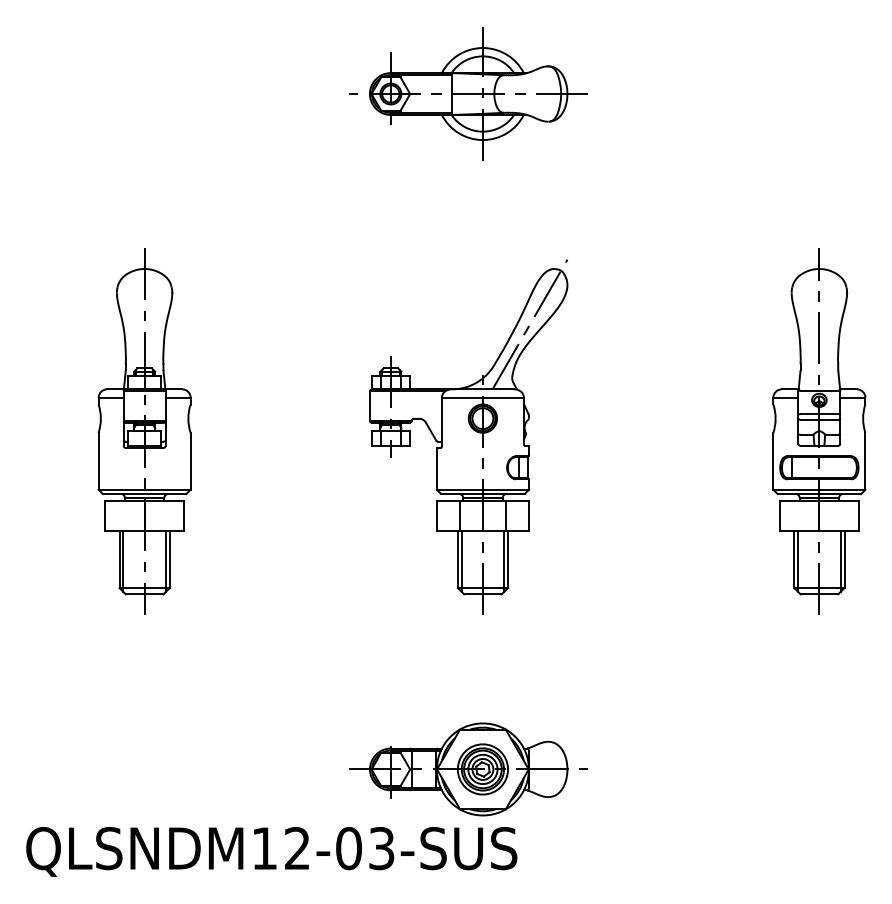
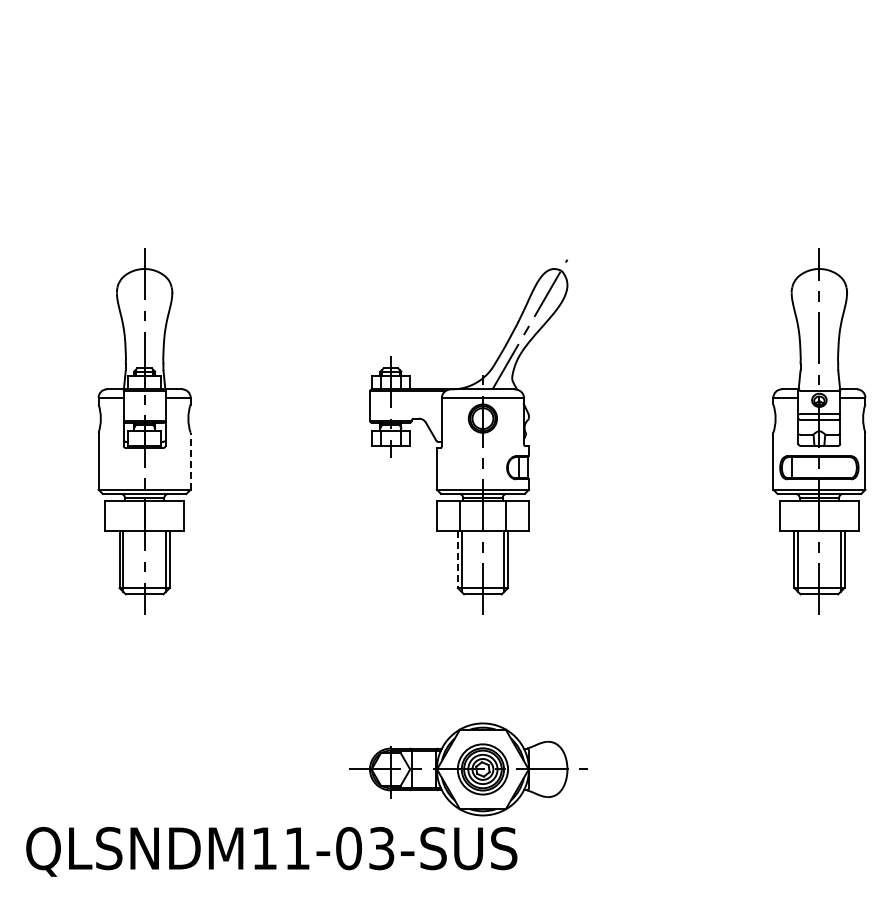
part: present -> none (468, 93)
line: solid -> dashed (190, 460)
line: solid -> dashed (457, 559)
text: QLSNDM12-03-SUS -> QLSNDM11-03-SUS (297, 848)
